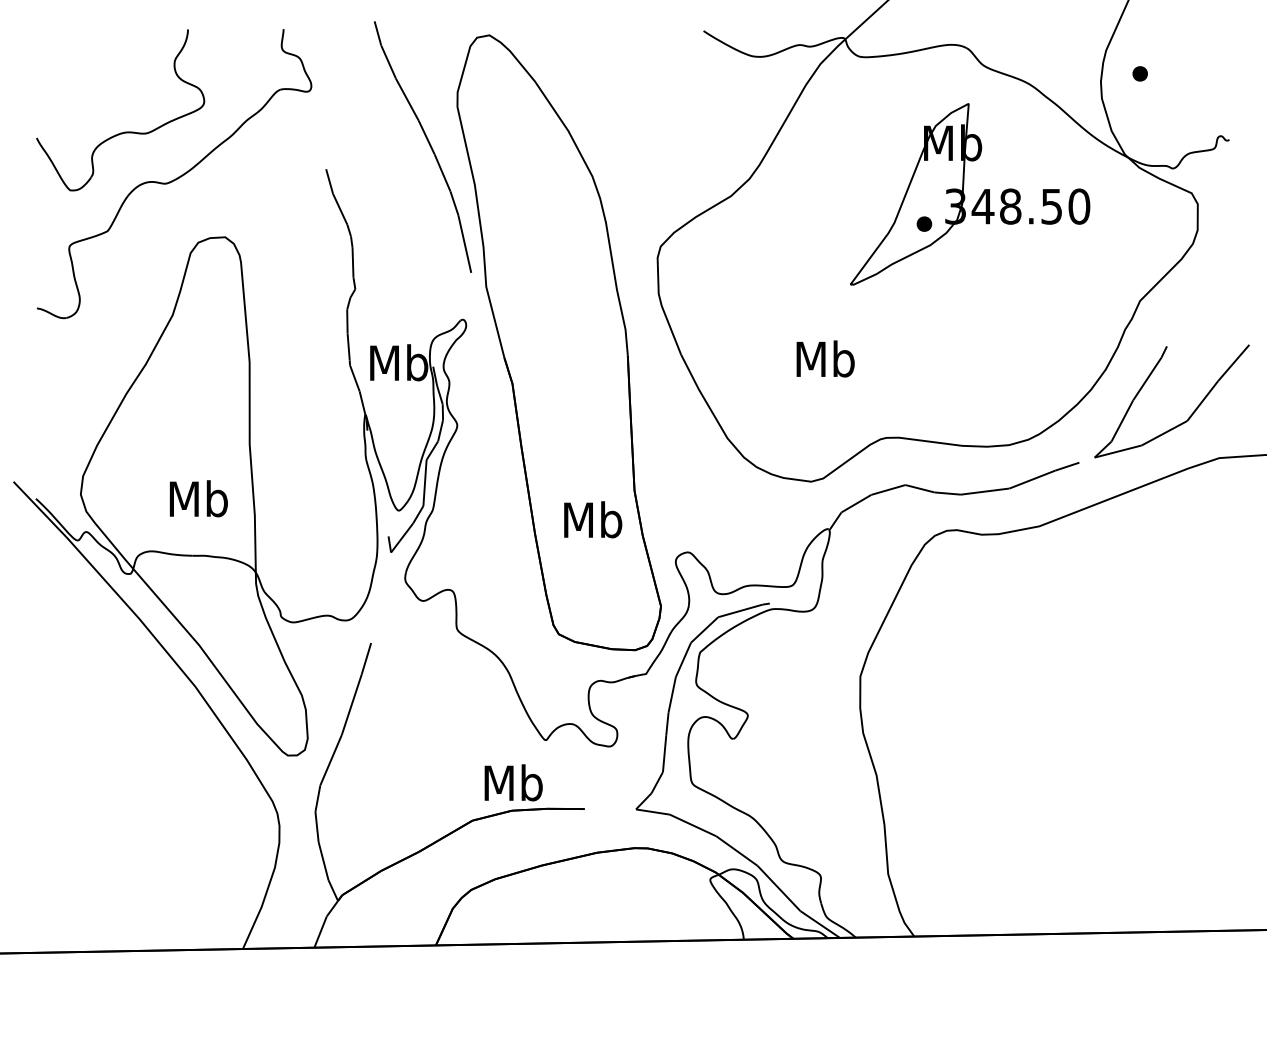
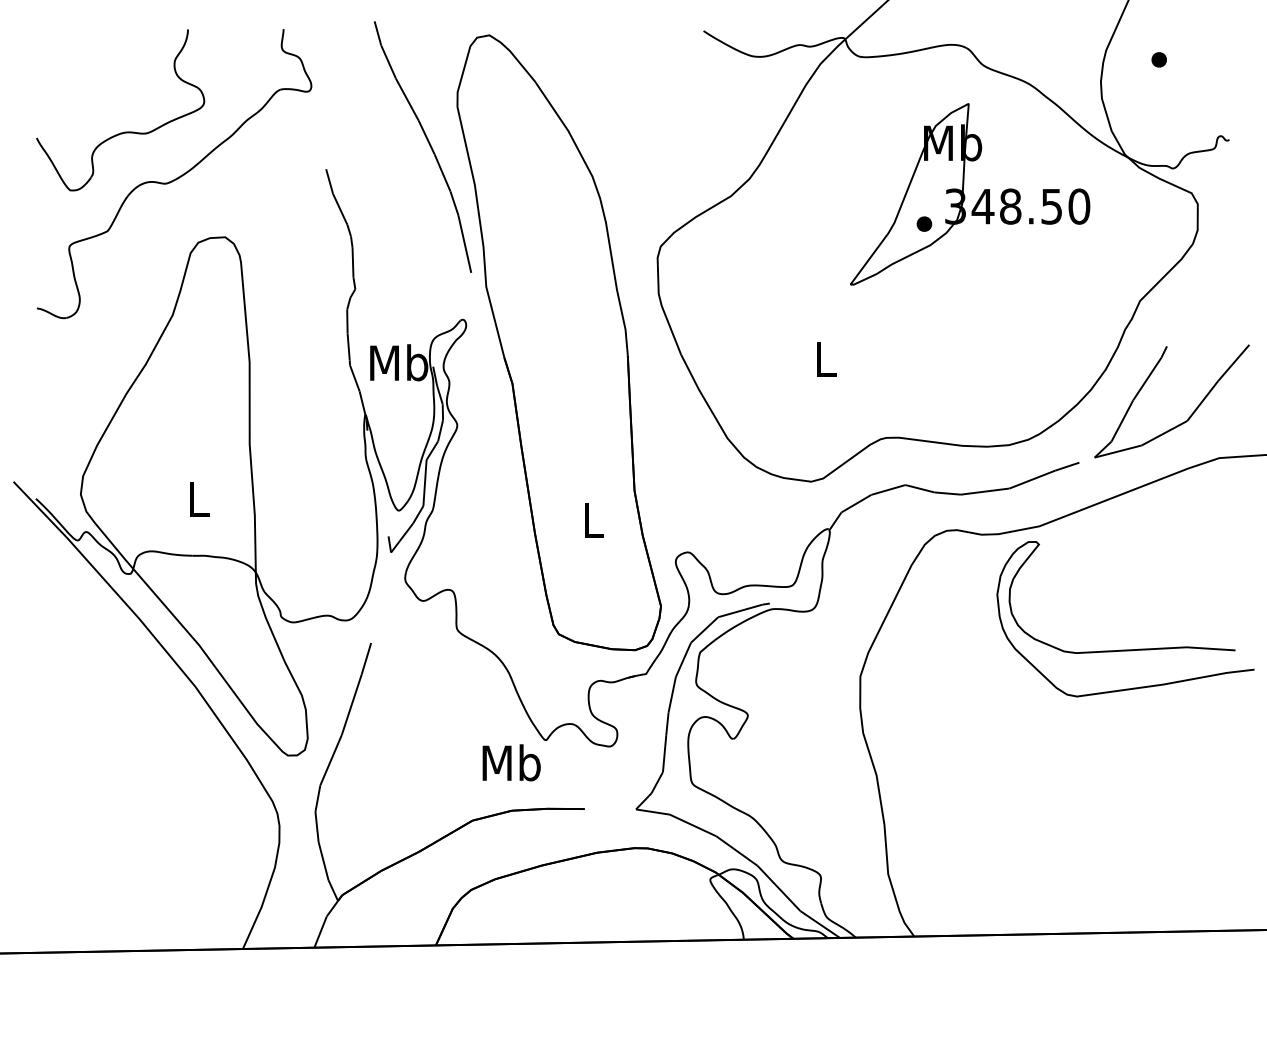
part position: (1139, 73) -> (1158, 59) (1158, 59)
text: Mb -> L (825, 358)
text: Mb -> L (198, 498)
text: Mb -> L (593, 519)
curve: none -> present (1125, 649)
text position: (513, 782) -> (511, 762) (511, 762)
